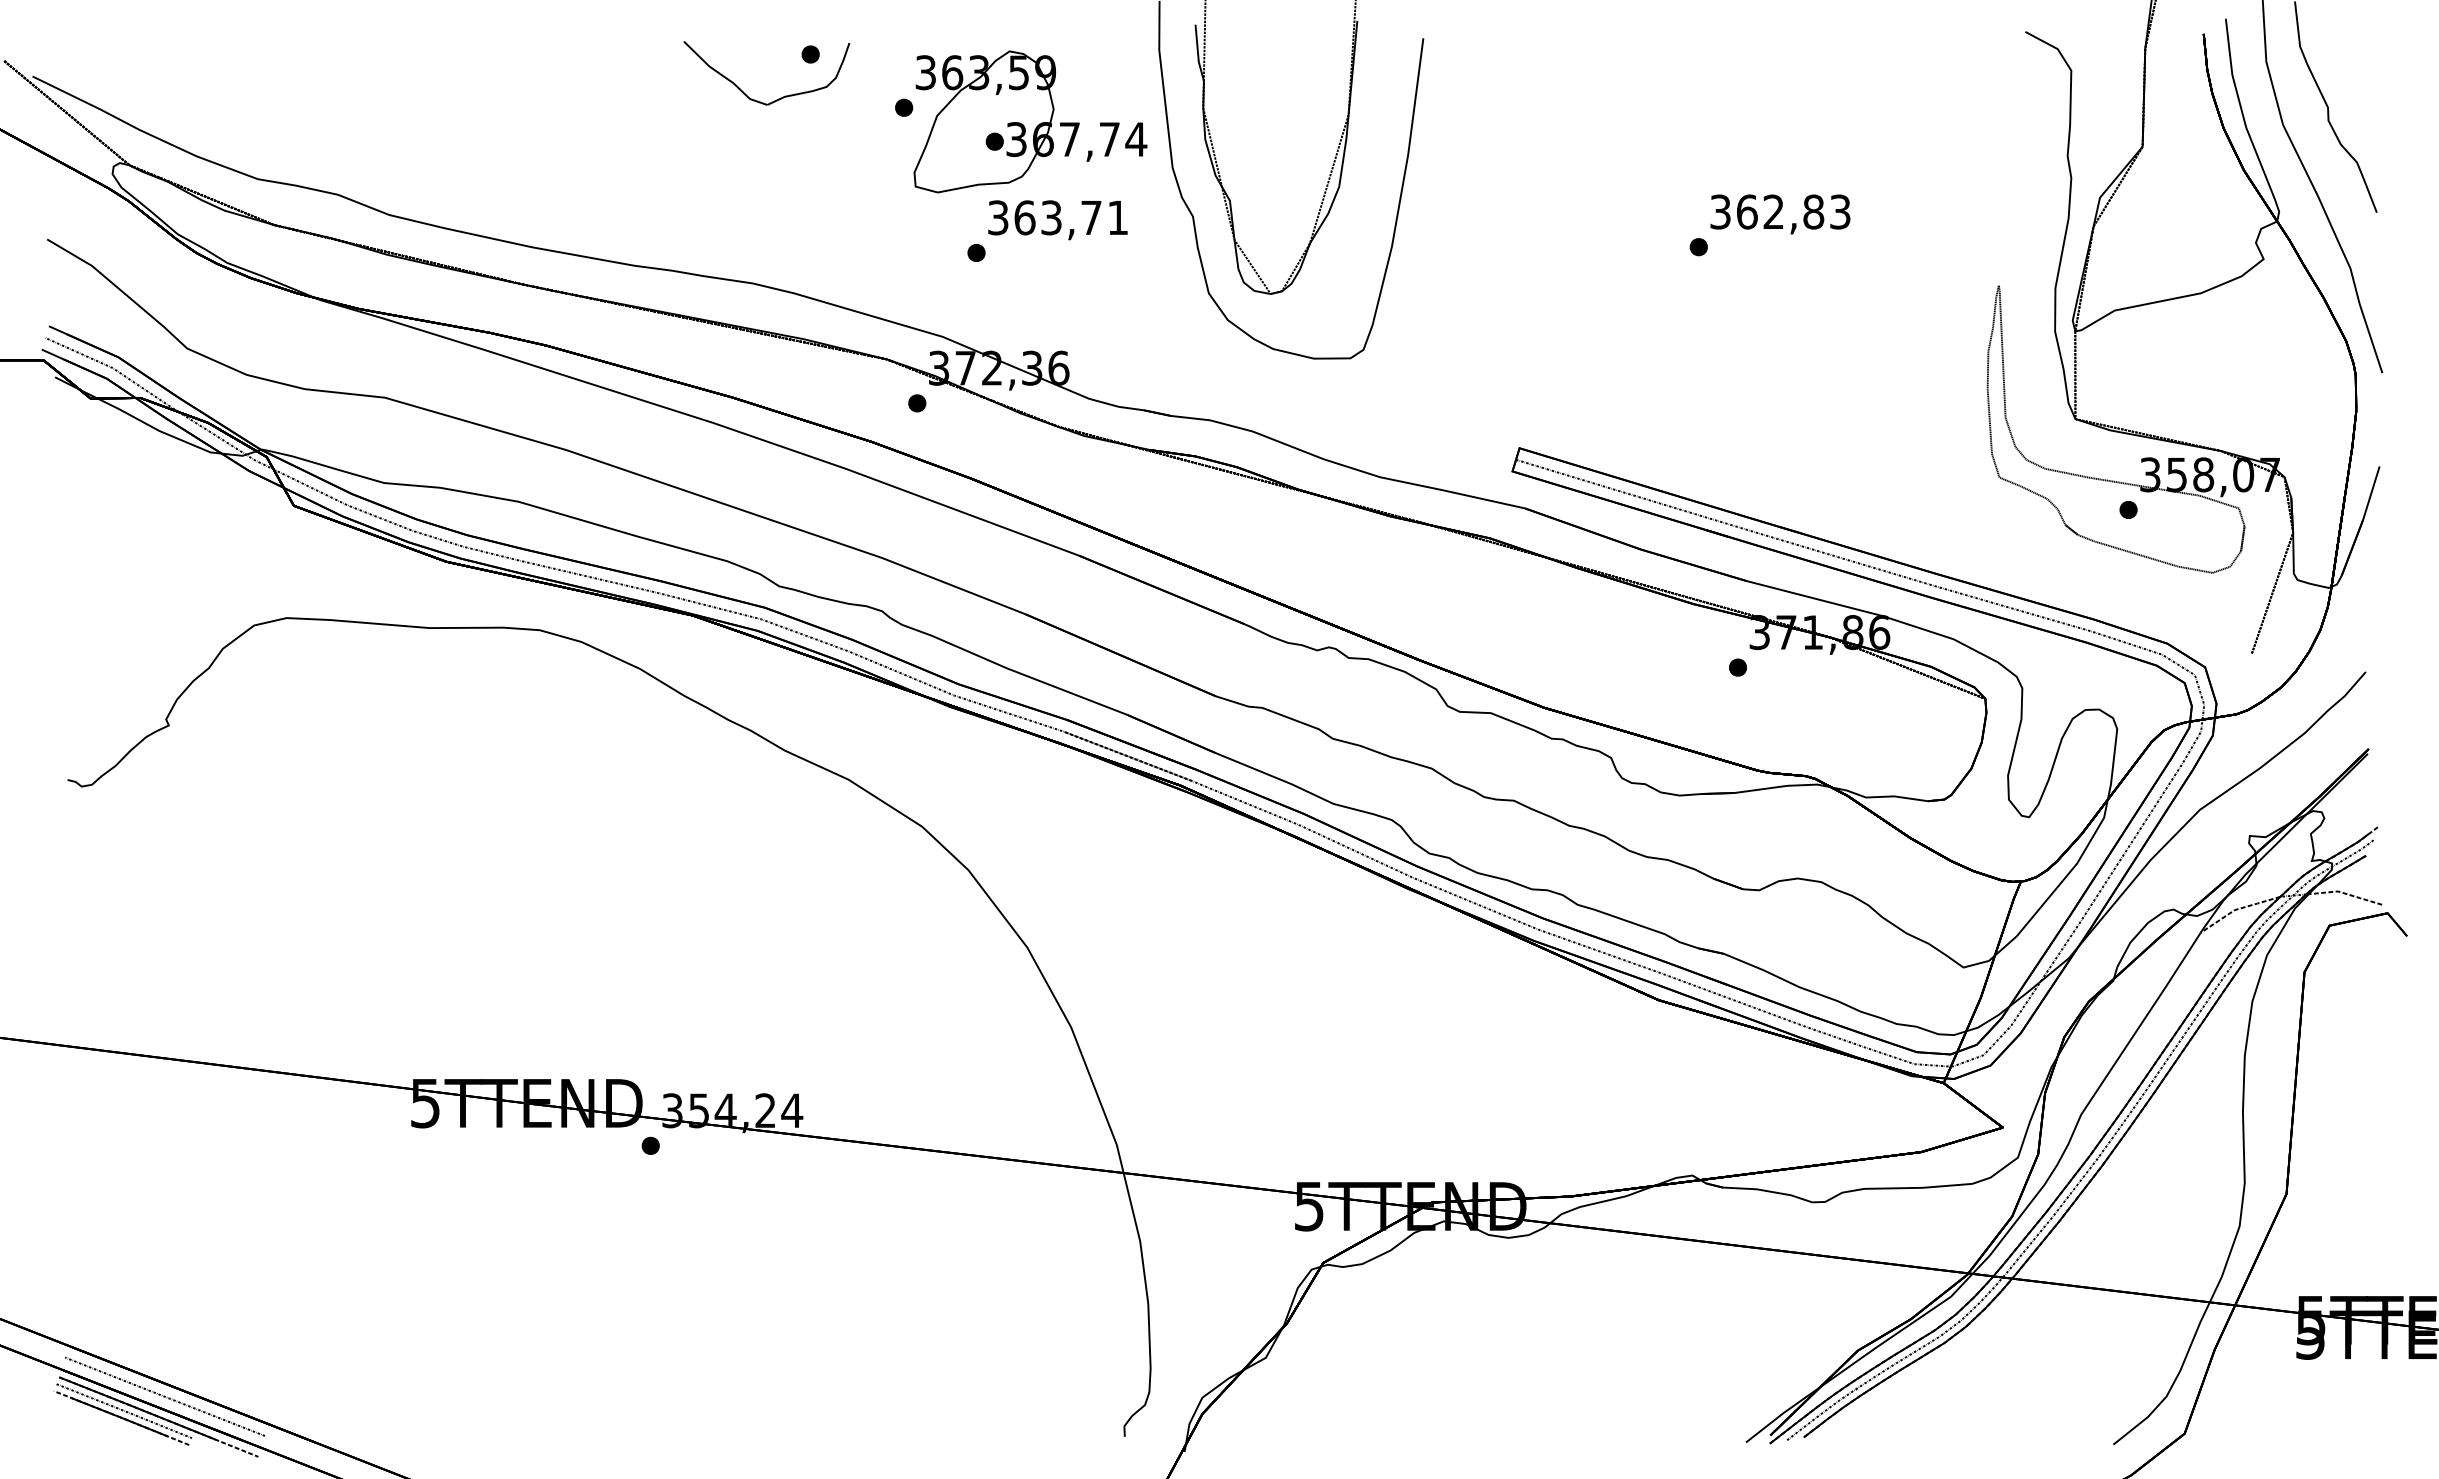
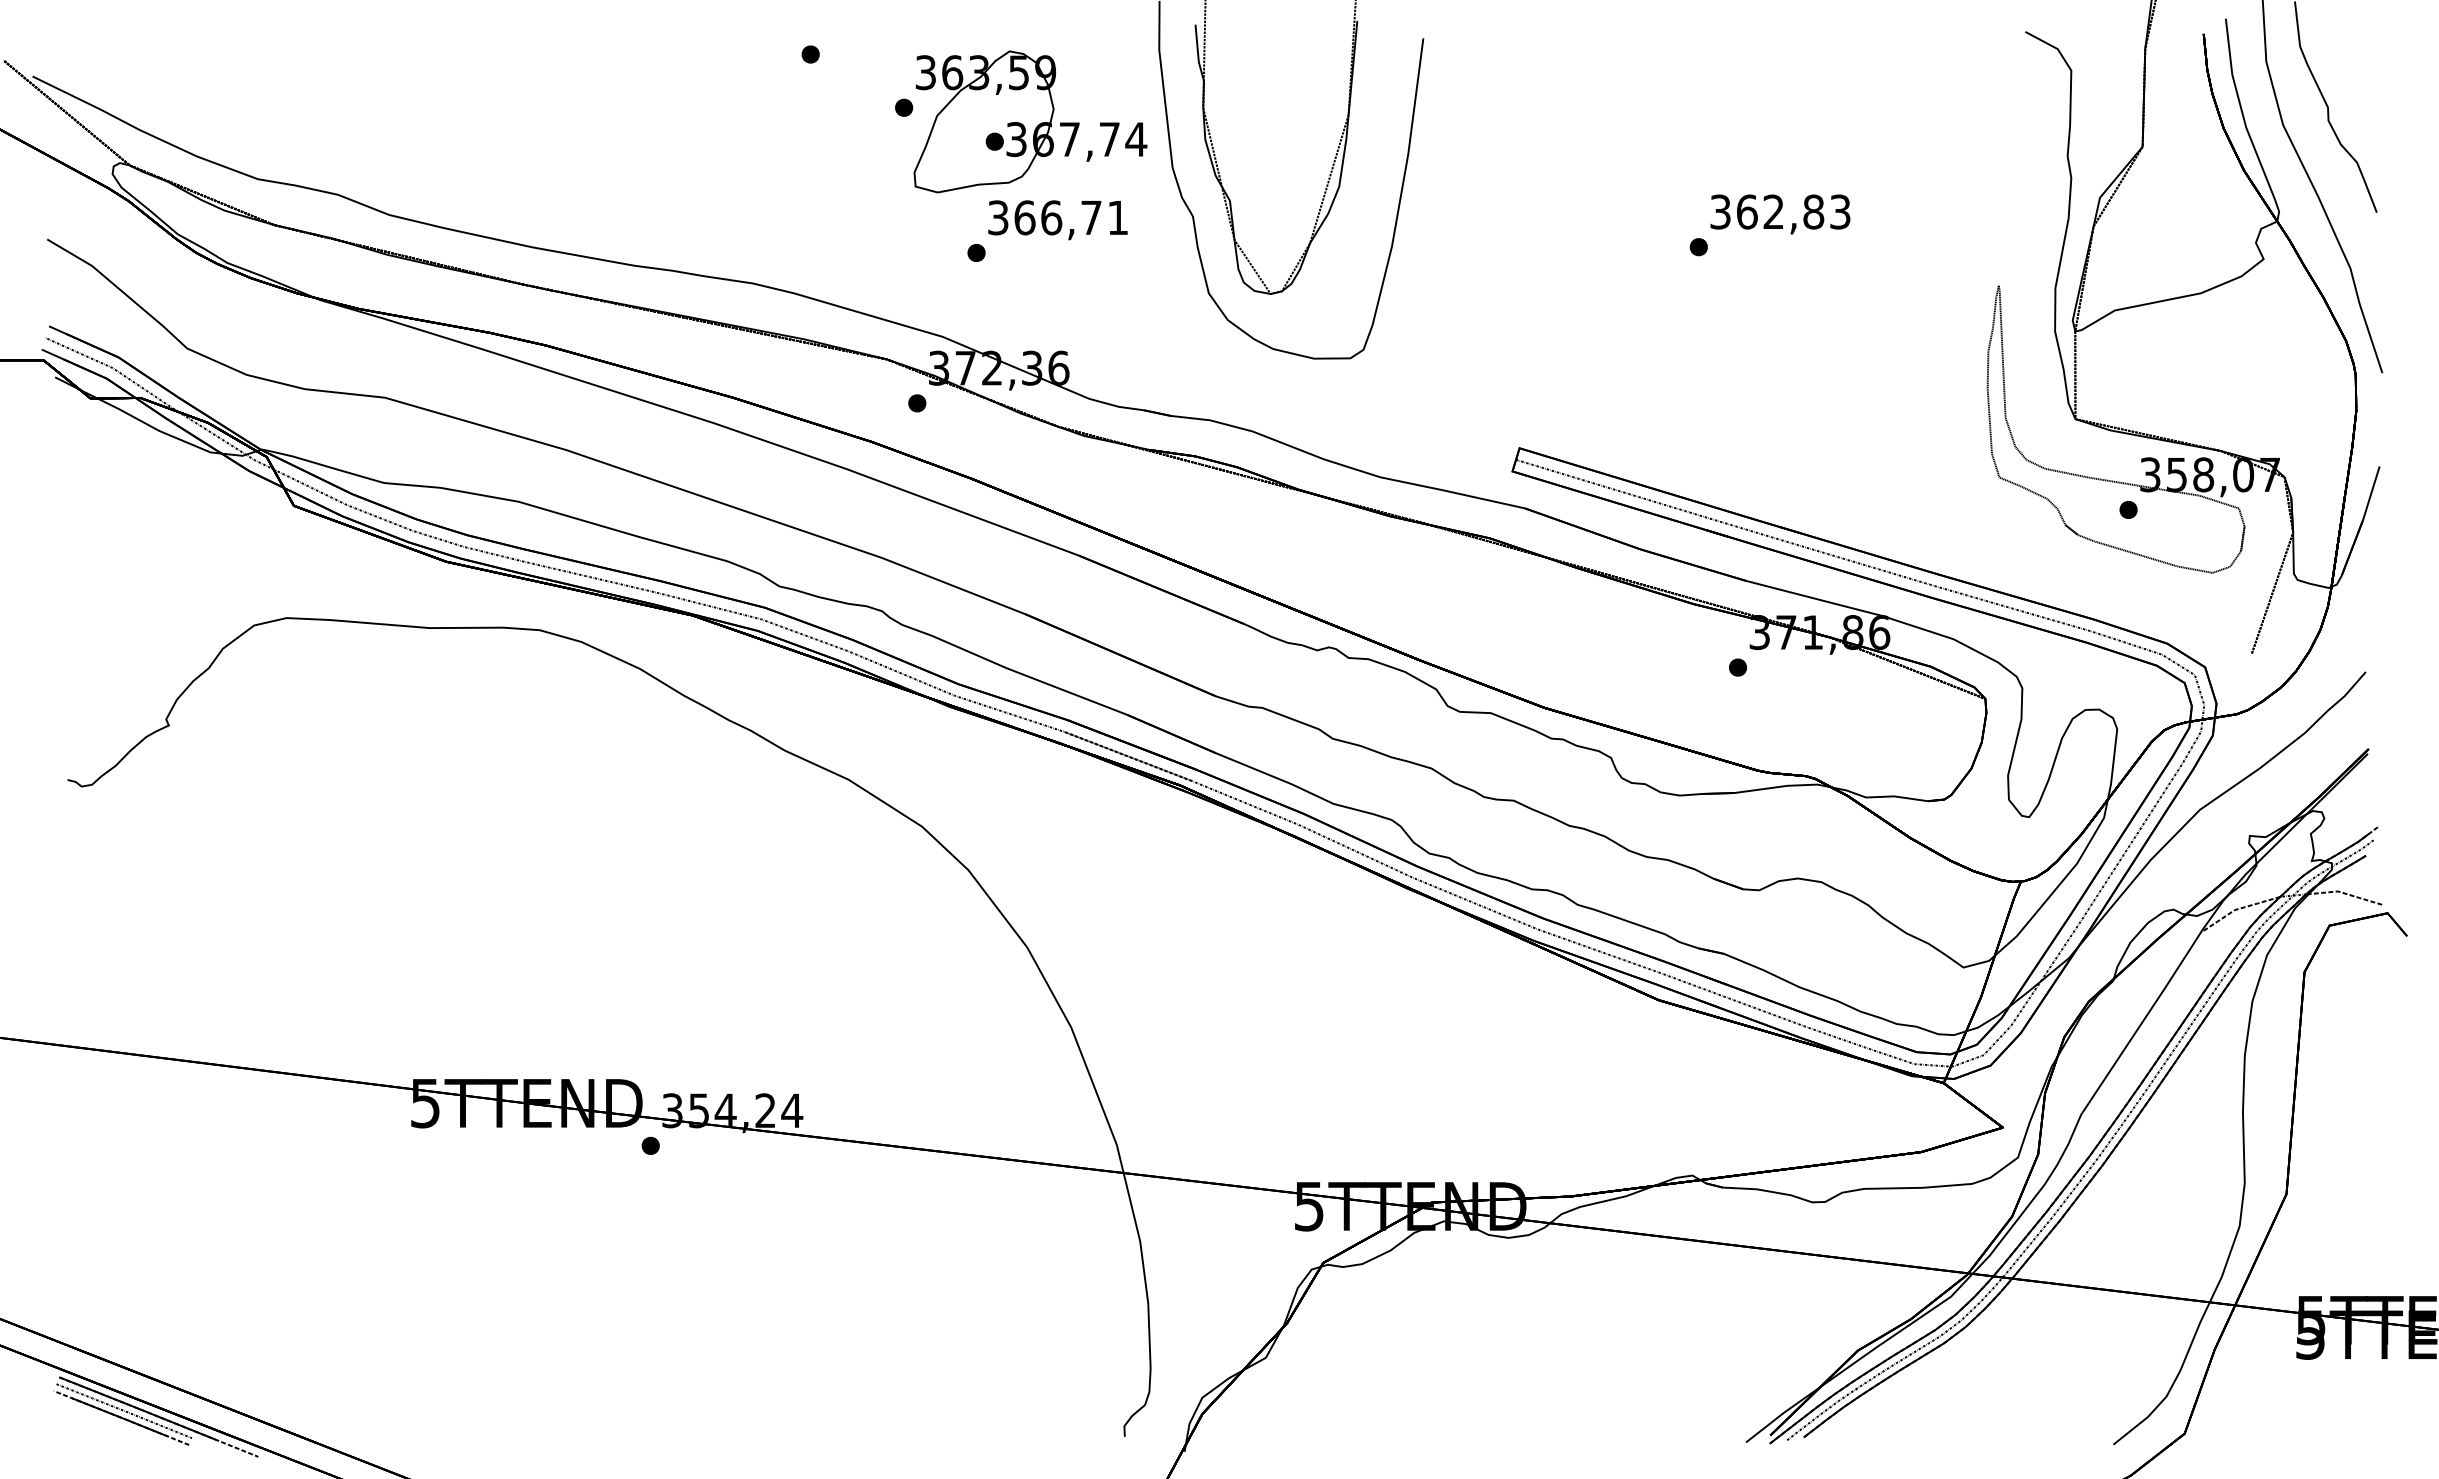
part: present -> none (778, 98)
text: 363,71 -> 366,71 (1051, 217)
curve: present -> none (165, 1396)
